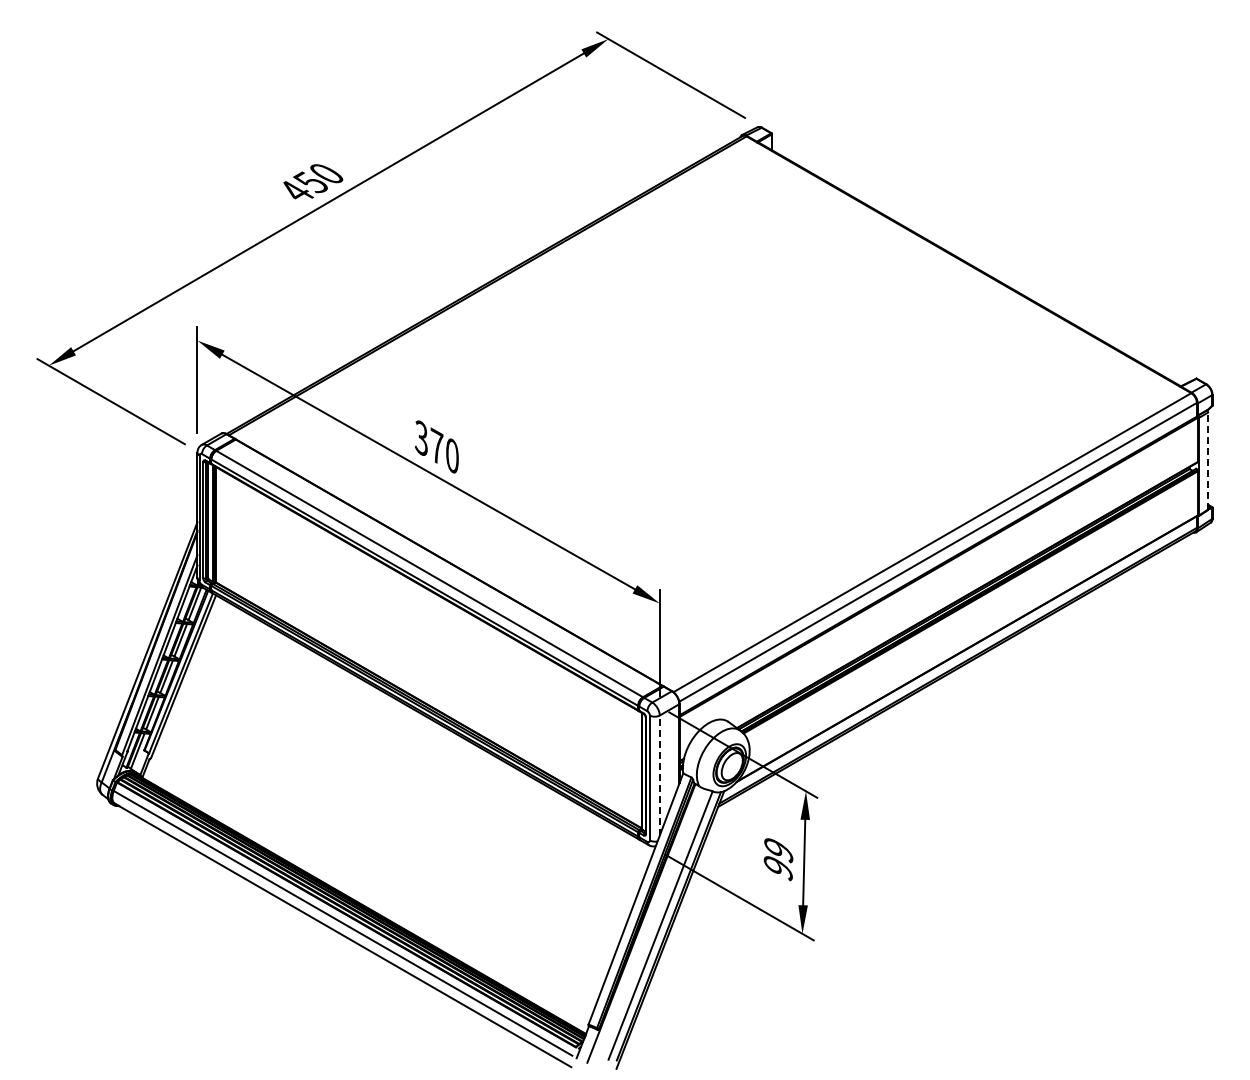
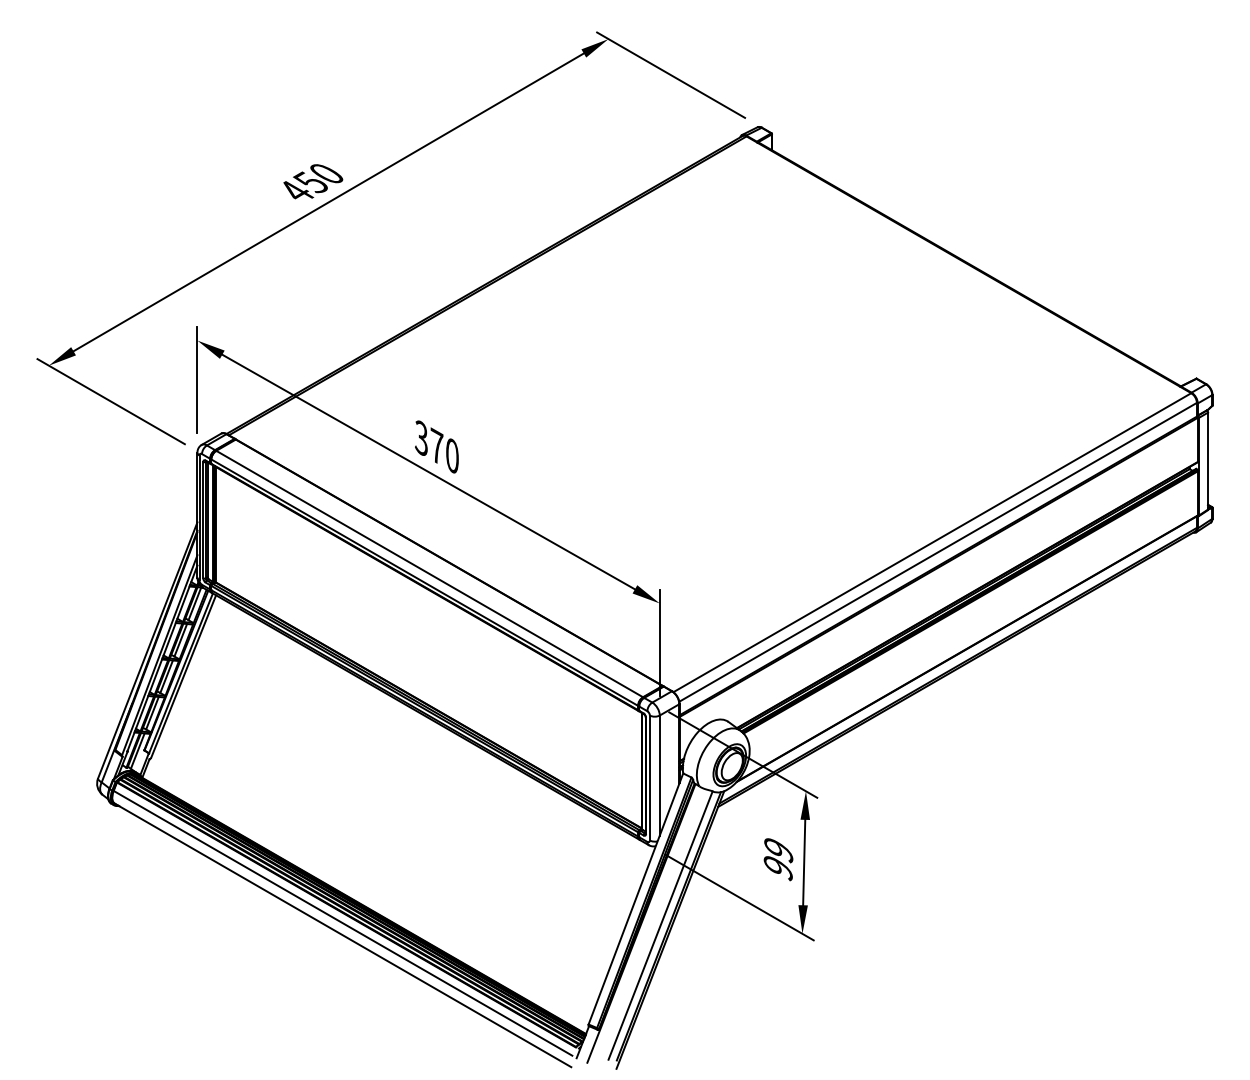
line: dashed -> solid (1208, 460)
line: dashed -> solid (659, 775)
